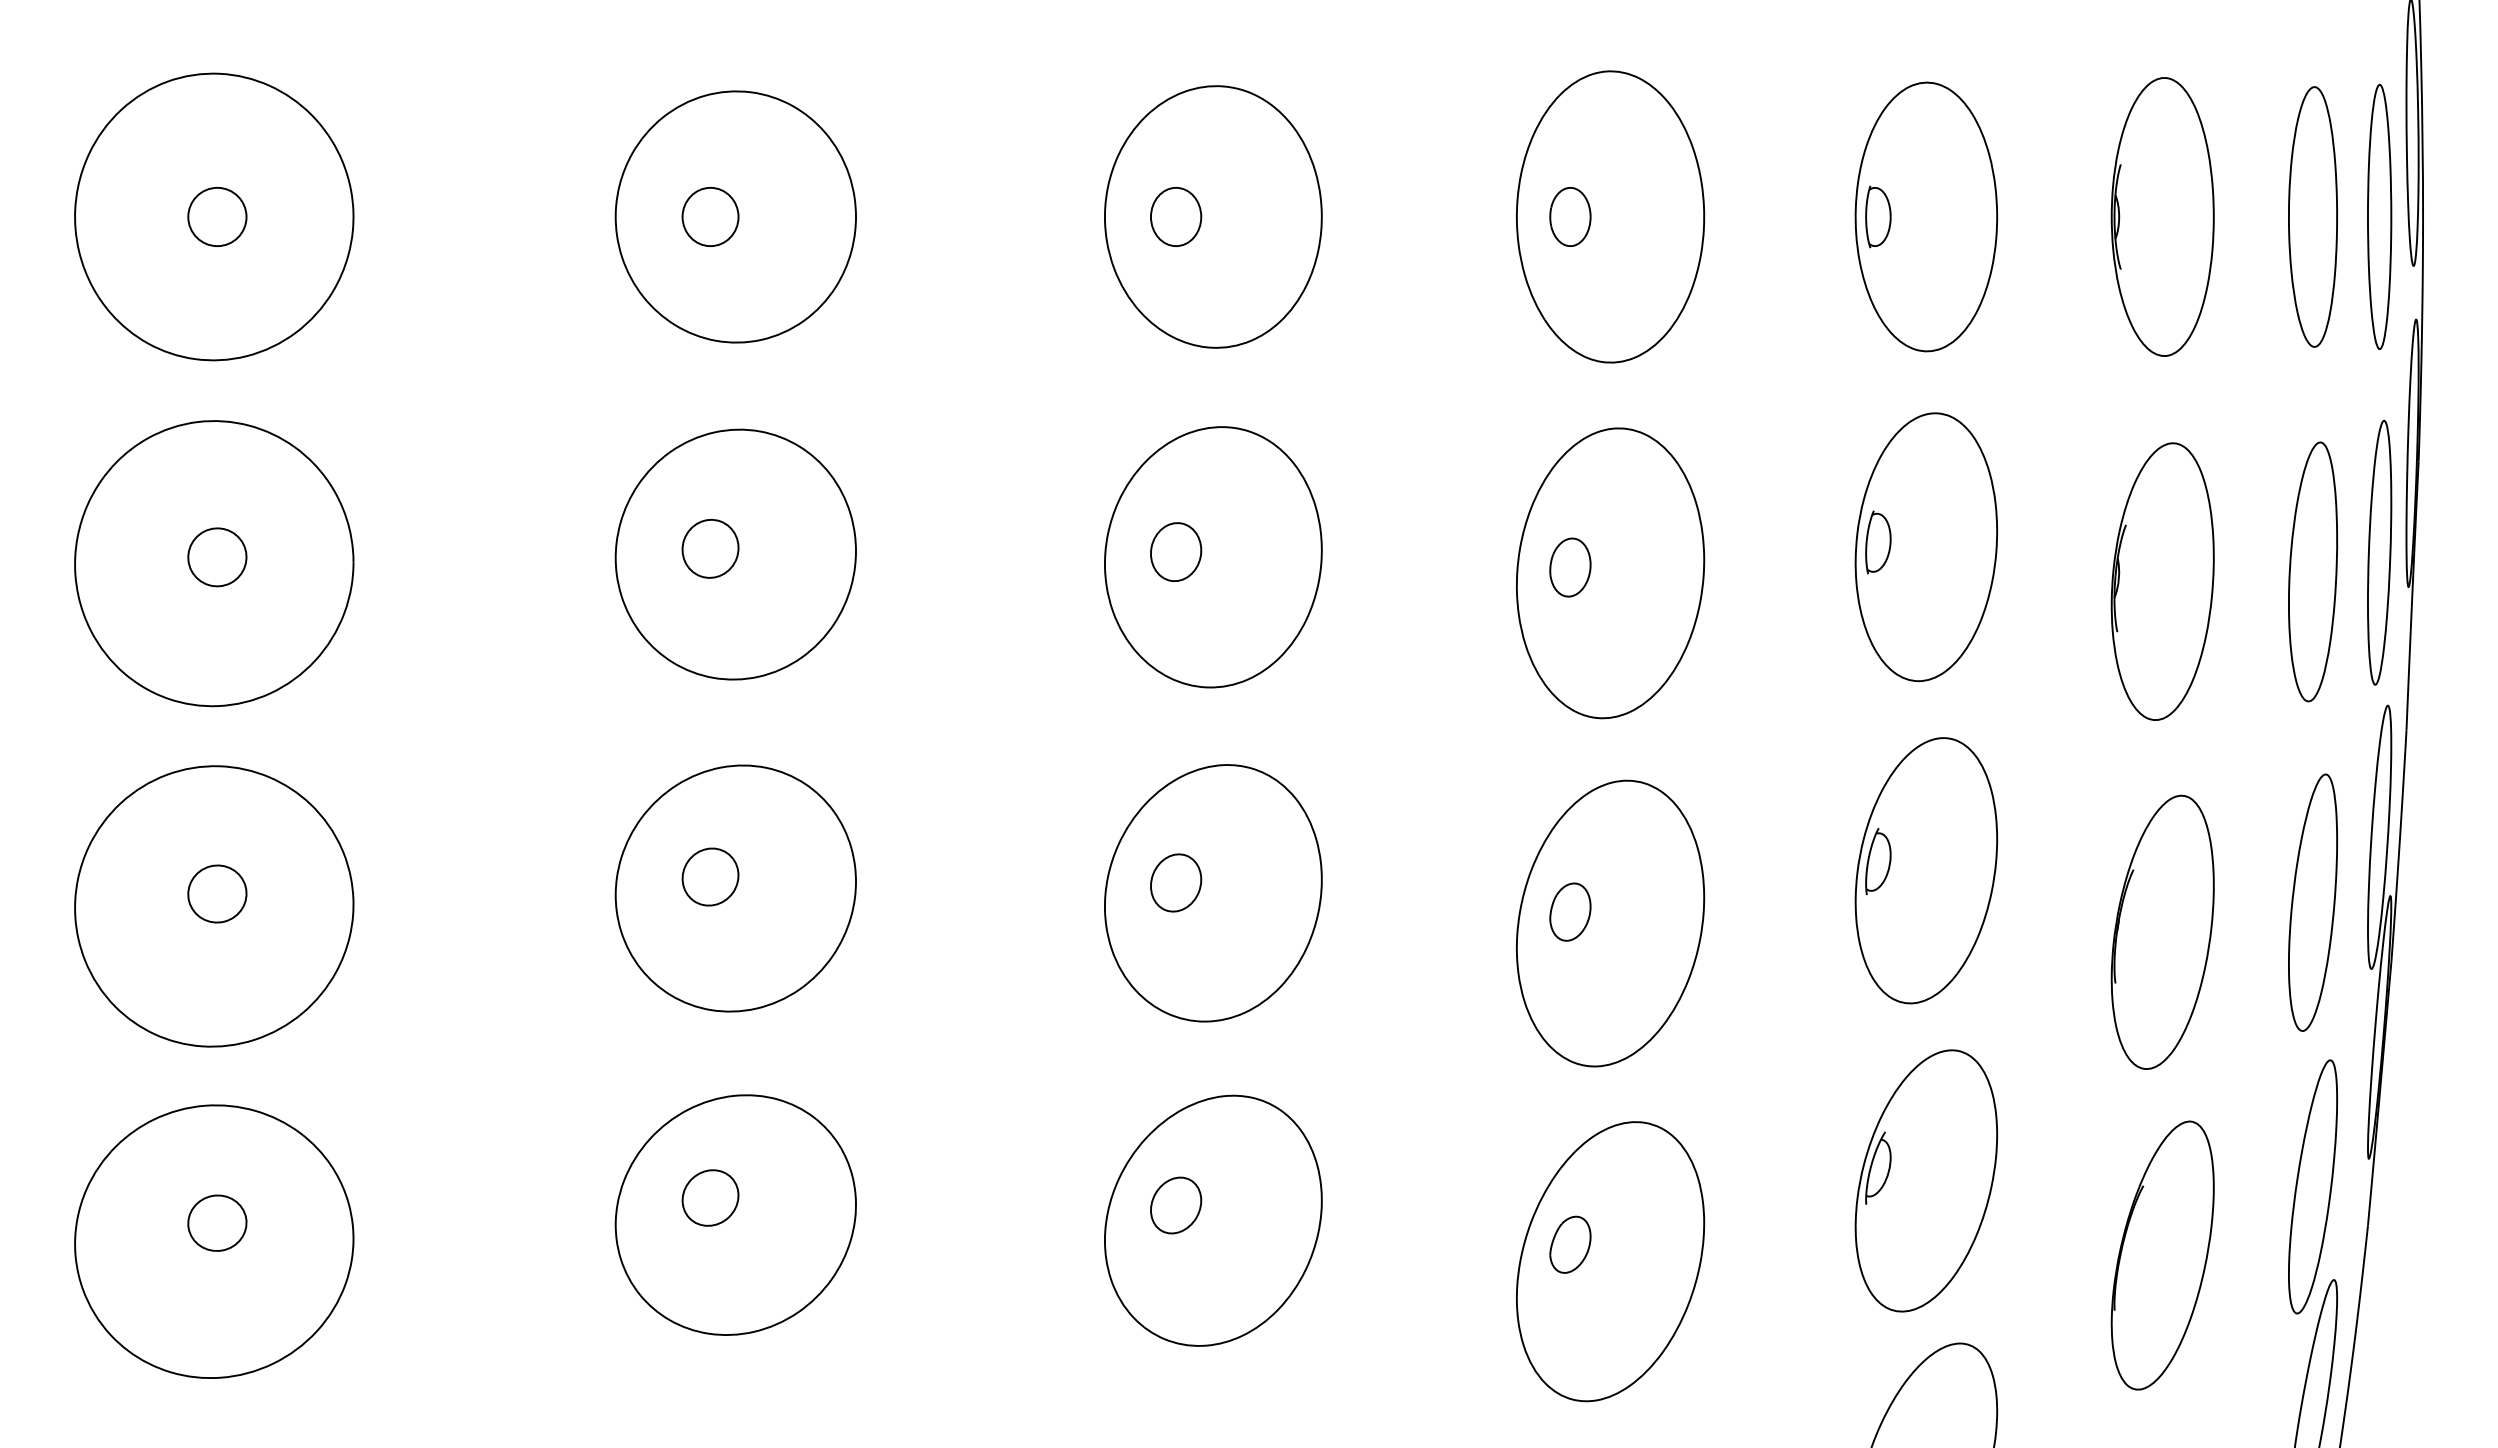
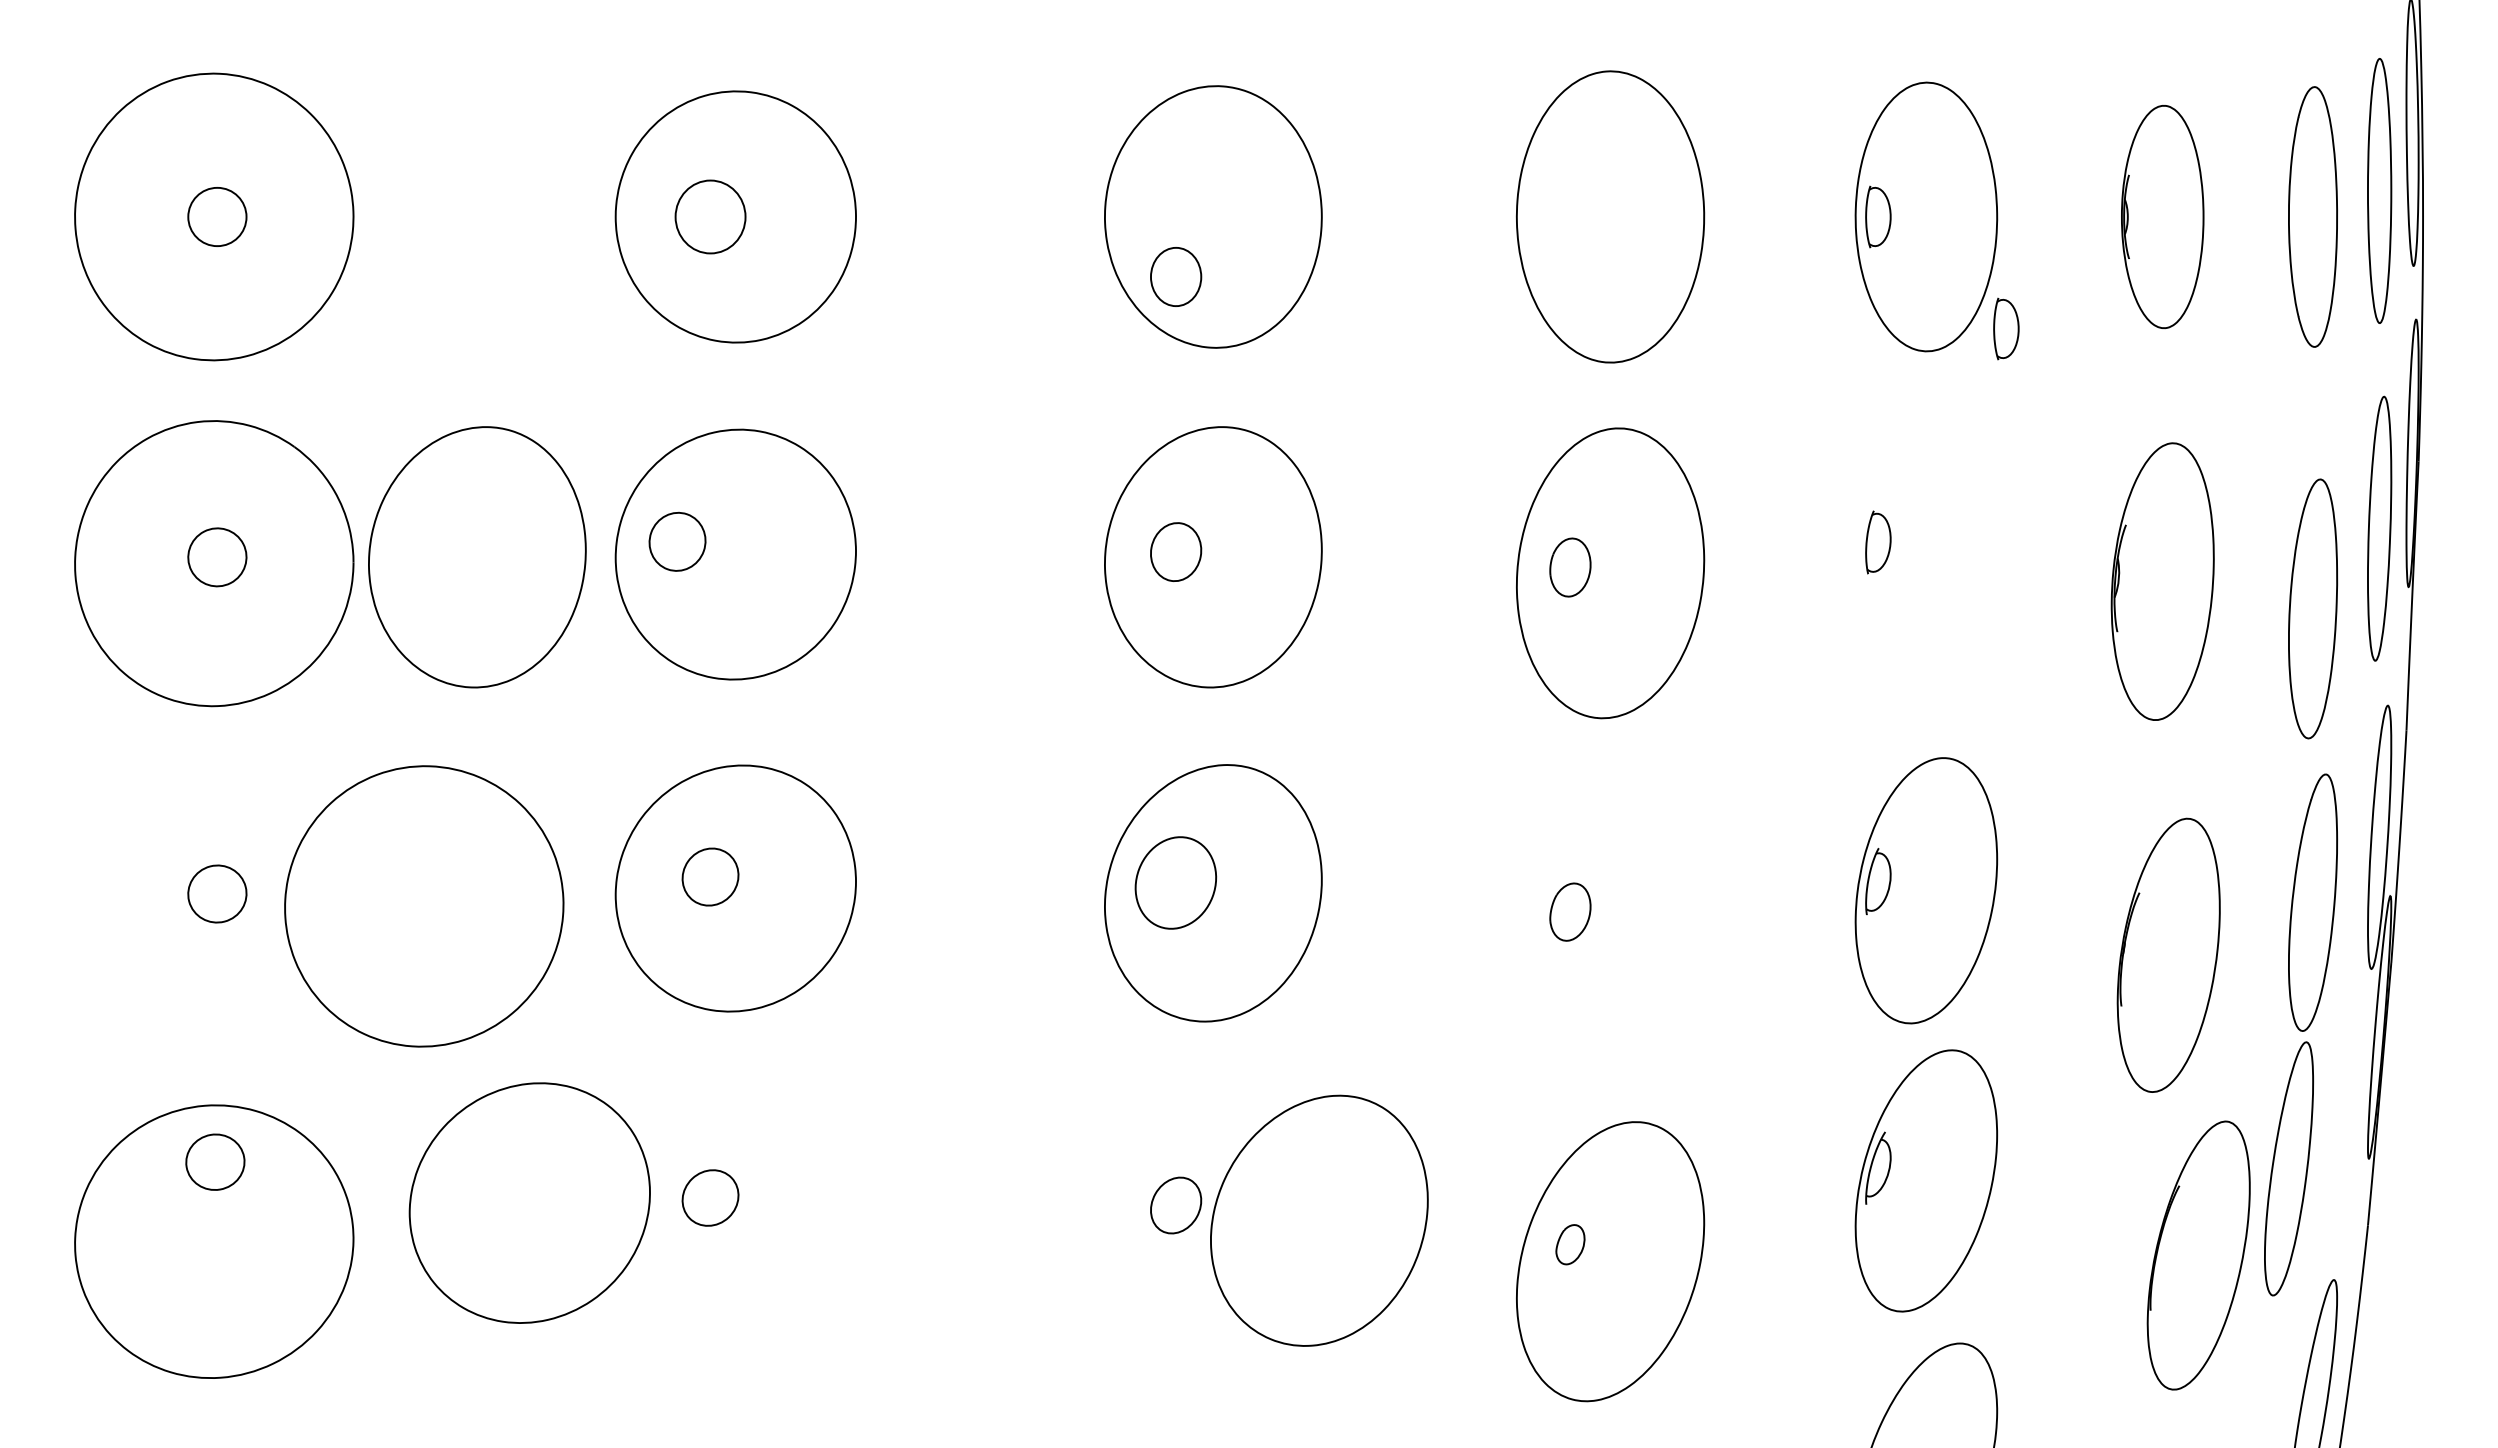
part size: 59x60 px -> 73x76 px (710, 216)
part position: (1176, 216) -> (1176, 276) (1176, 276)
part: present -> none (1570, 216)
part size: 105x280 px -> 84x225 px (2162, 217)
part position: (2379, 216) -> (2379, 190) (2379, 190)
part: none -> present (2006, 328)
part: present -> none (1926, 547)
part position: (710, 548) -> (677, 541) (677, 541)
part position: (2379, 552) -> (2379, 528) (2379, 528)
part: none -> present (477, 557)
part position: (2313, 571) -> (2313, 608) (2313, 608)
part position: (1926, 870) -> (1926, 890) (1926, 890)
part size: 53x60 px -> 84x94 px (1175, 882)
part position: (214, 906) -> (424, 906) (424, 906)
part: present -> none (1610, 923)
part position: (2162, 931) -> (2168, 954) (2168, 954)
part position: (2312, 1186) -> (2288, 1168) (2288, 1168)
part position: (735, 1214) -> (529, 1202) (529, 1202)
part position: (1213, 1220) -> (1319, 1220) (1319, 1220)
part position: (217, 1222) -> (215, 1161) (215, 1161)
part size: 43x59 px -> 31x42 px (1570, 1244)
part position: (2162, 1255) -> (2198, 1255) (2198, 1255)
